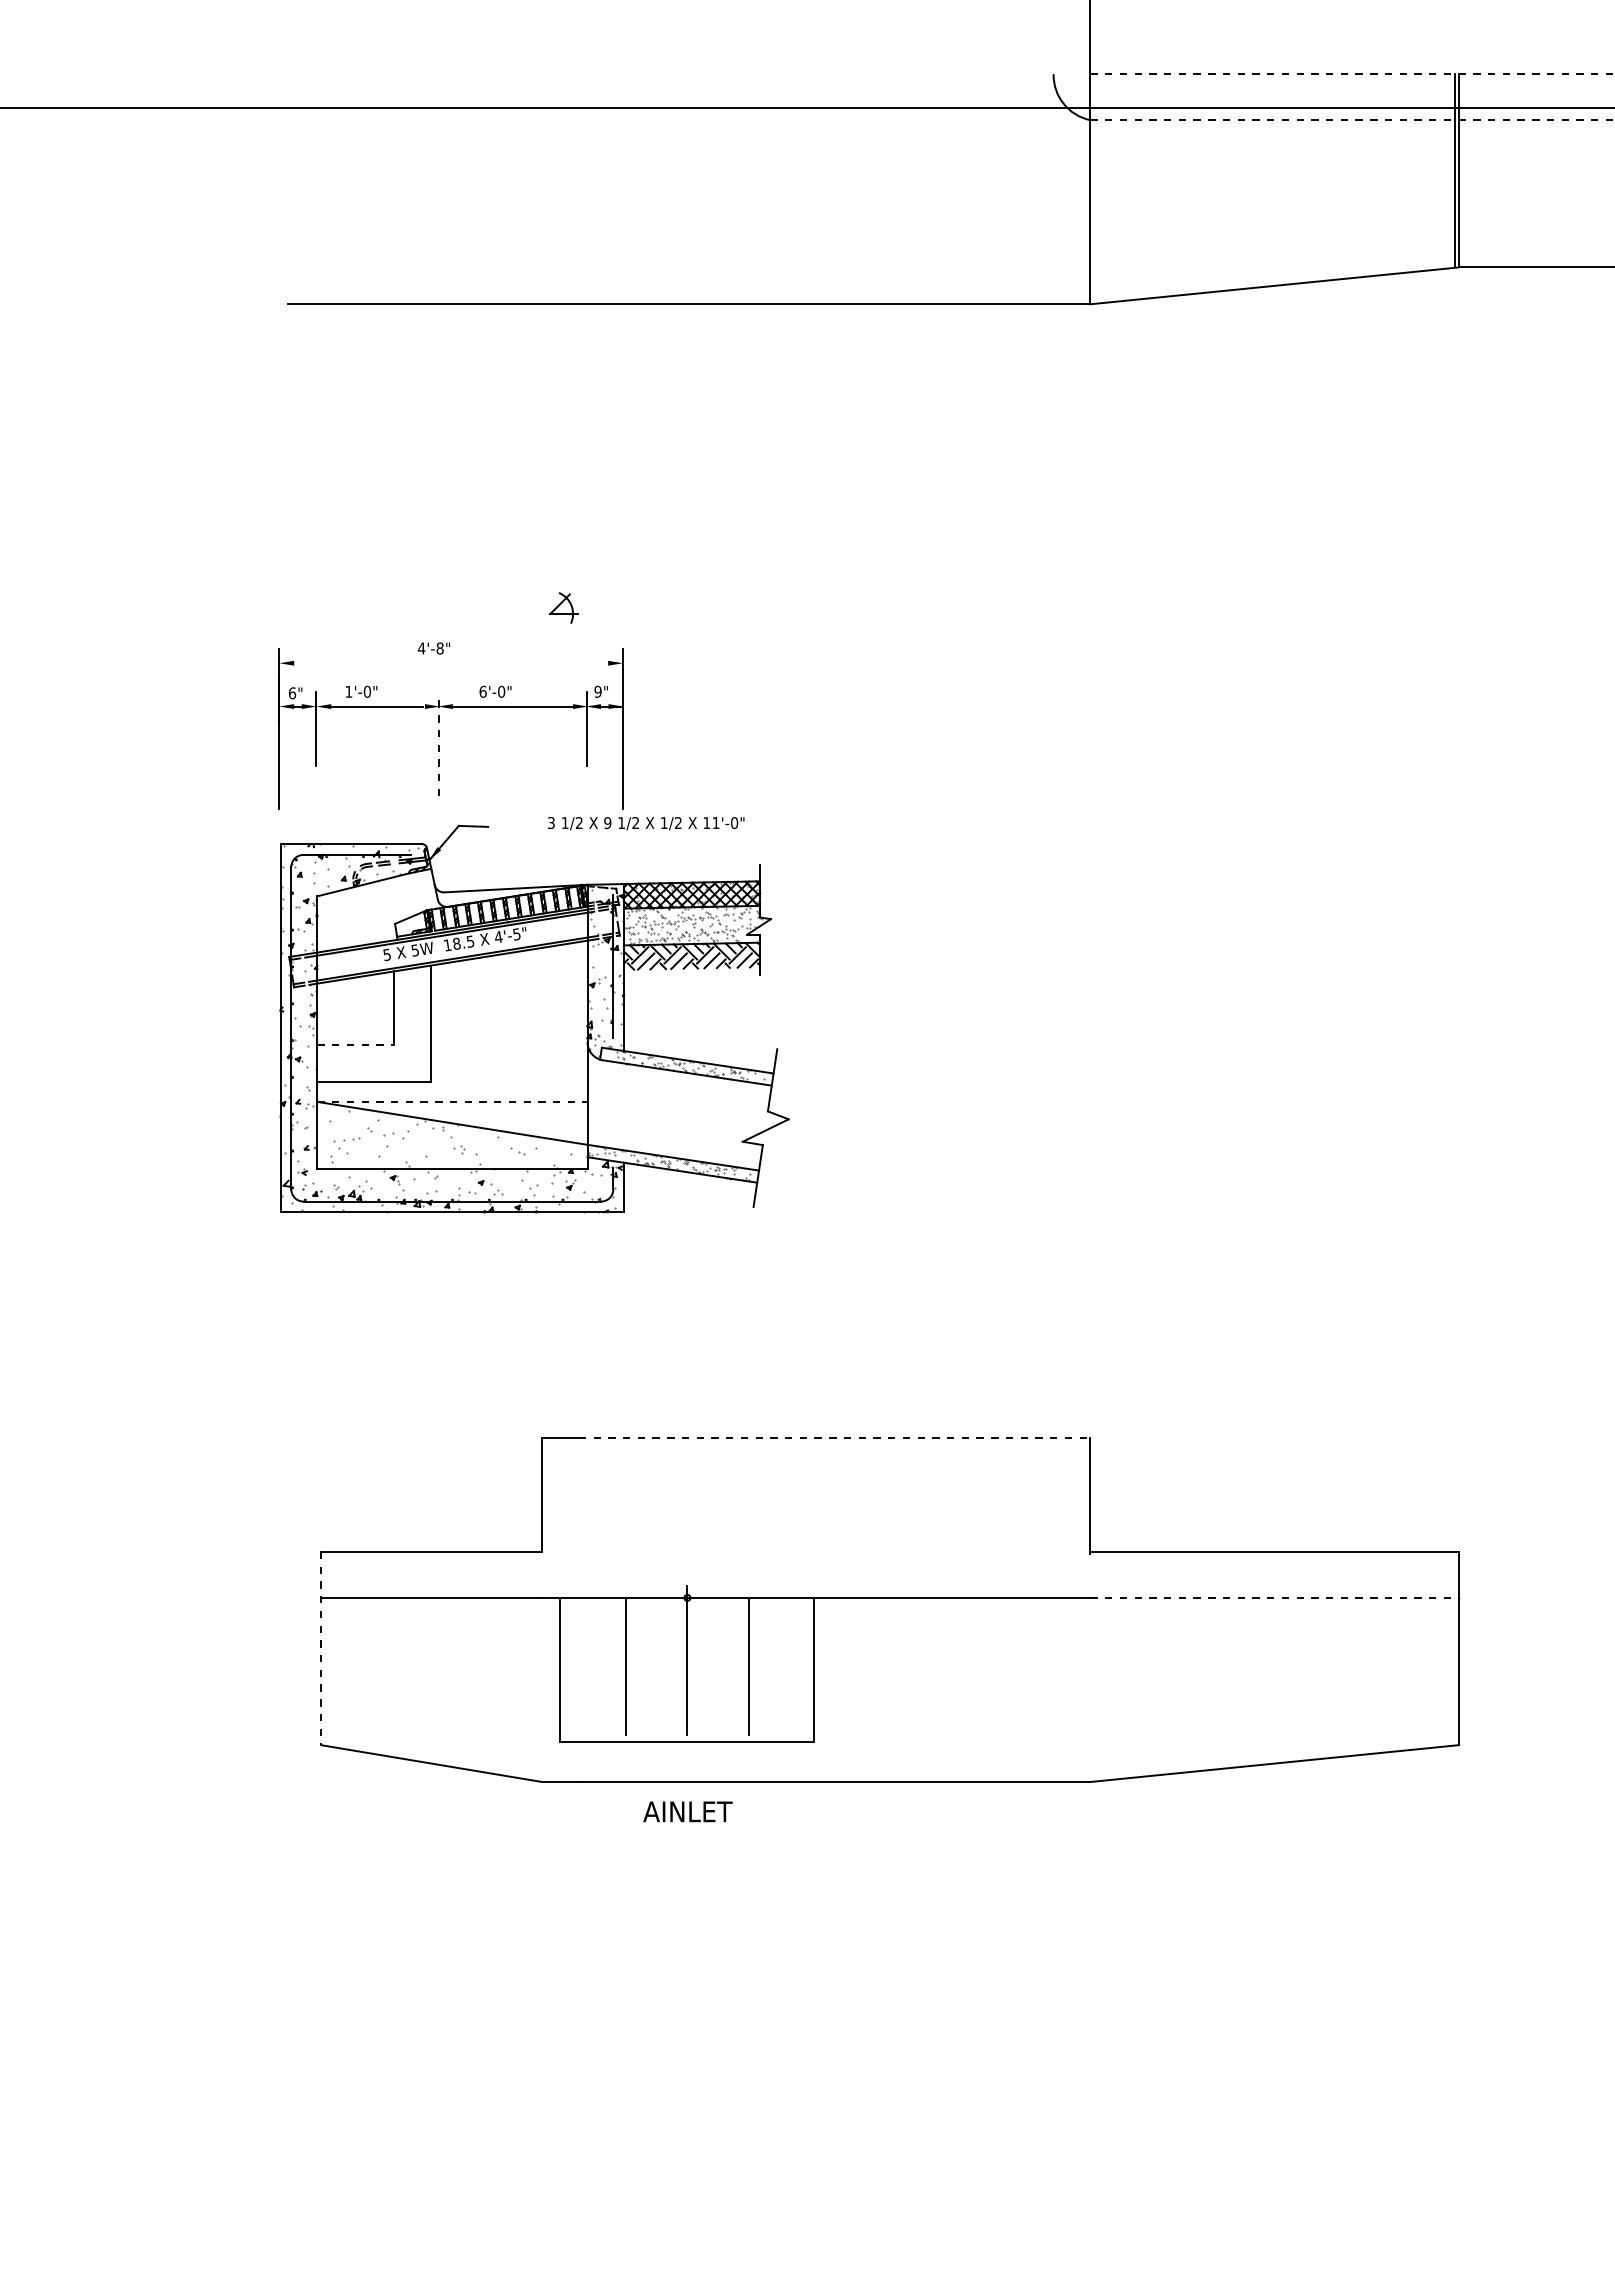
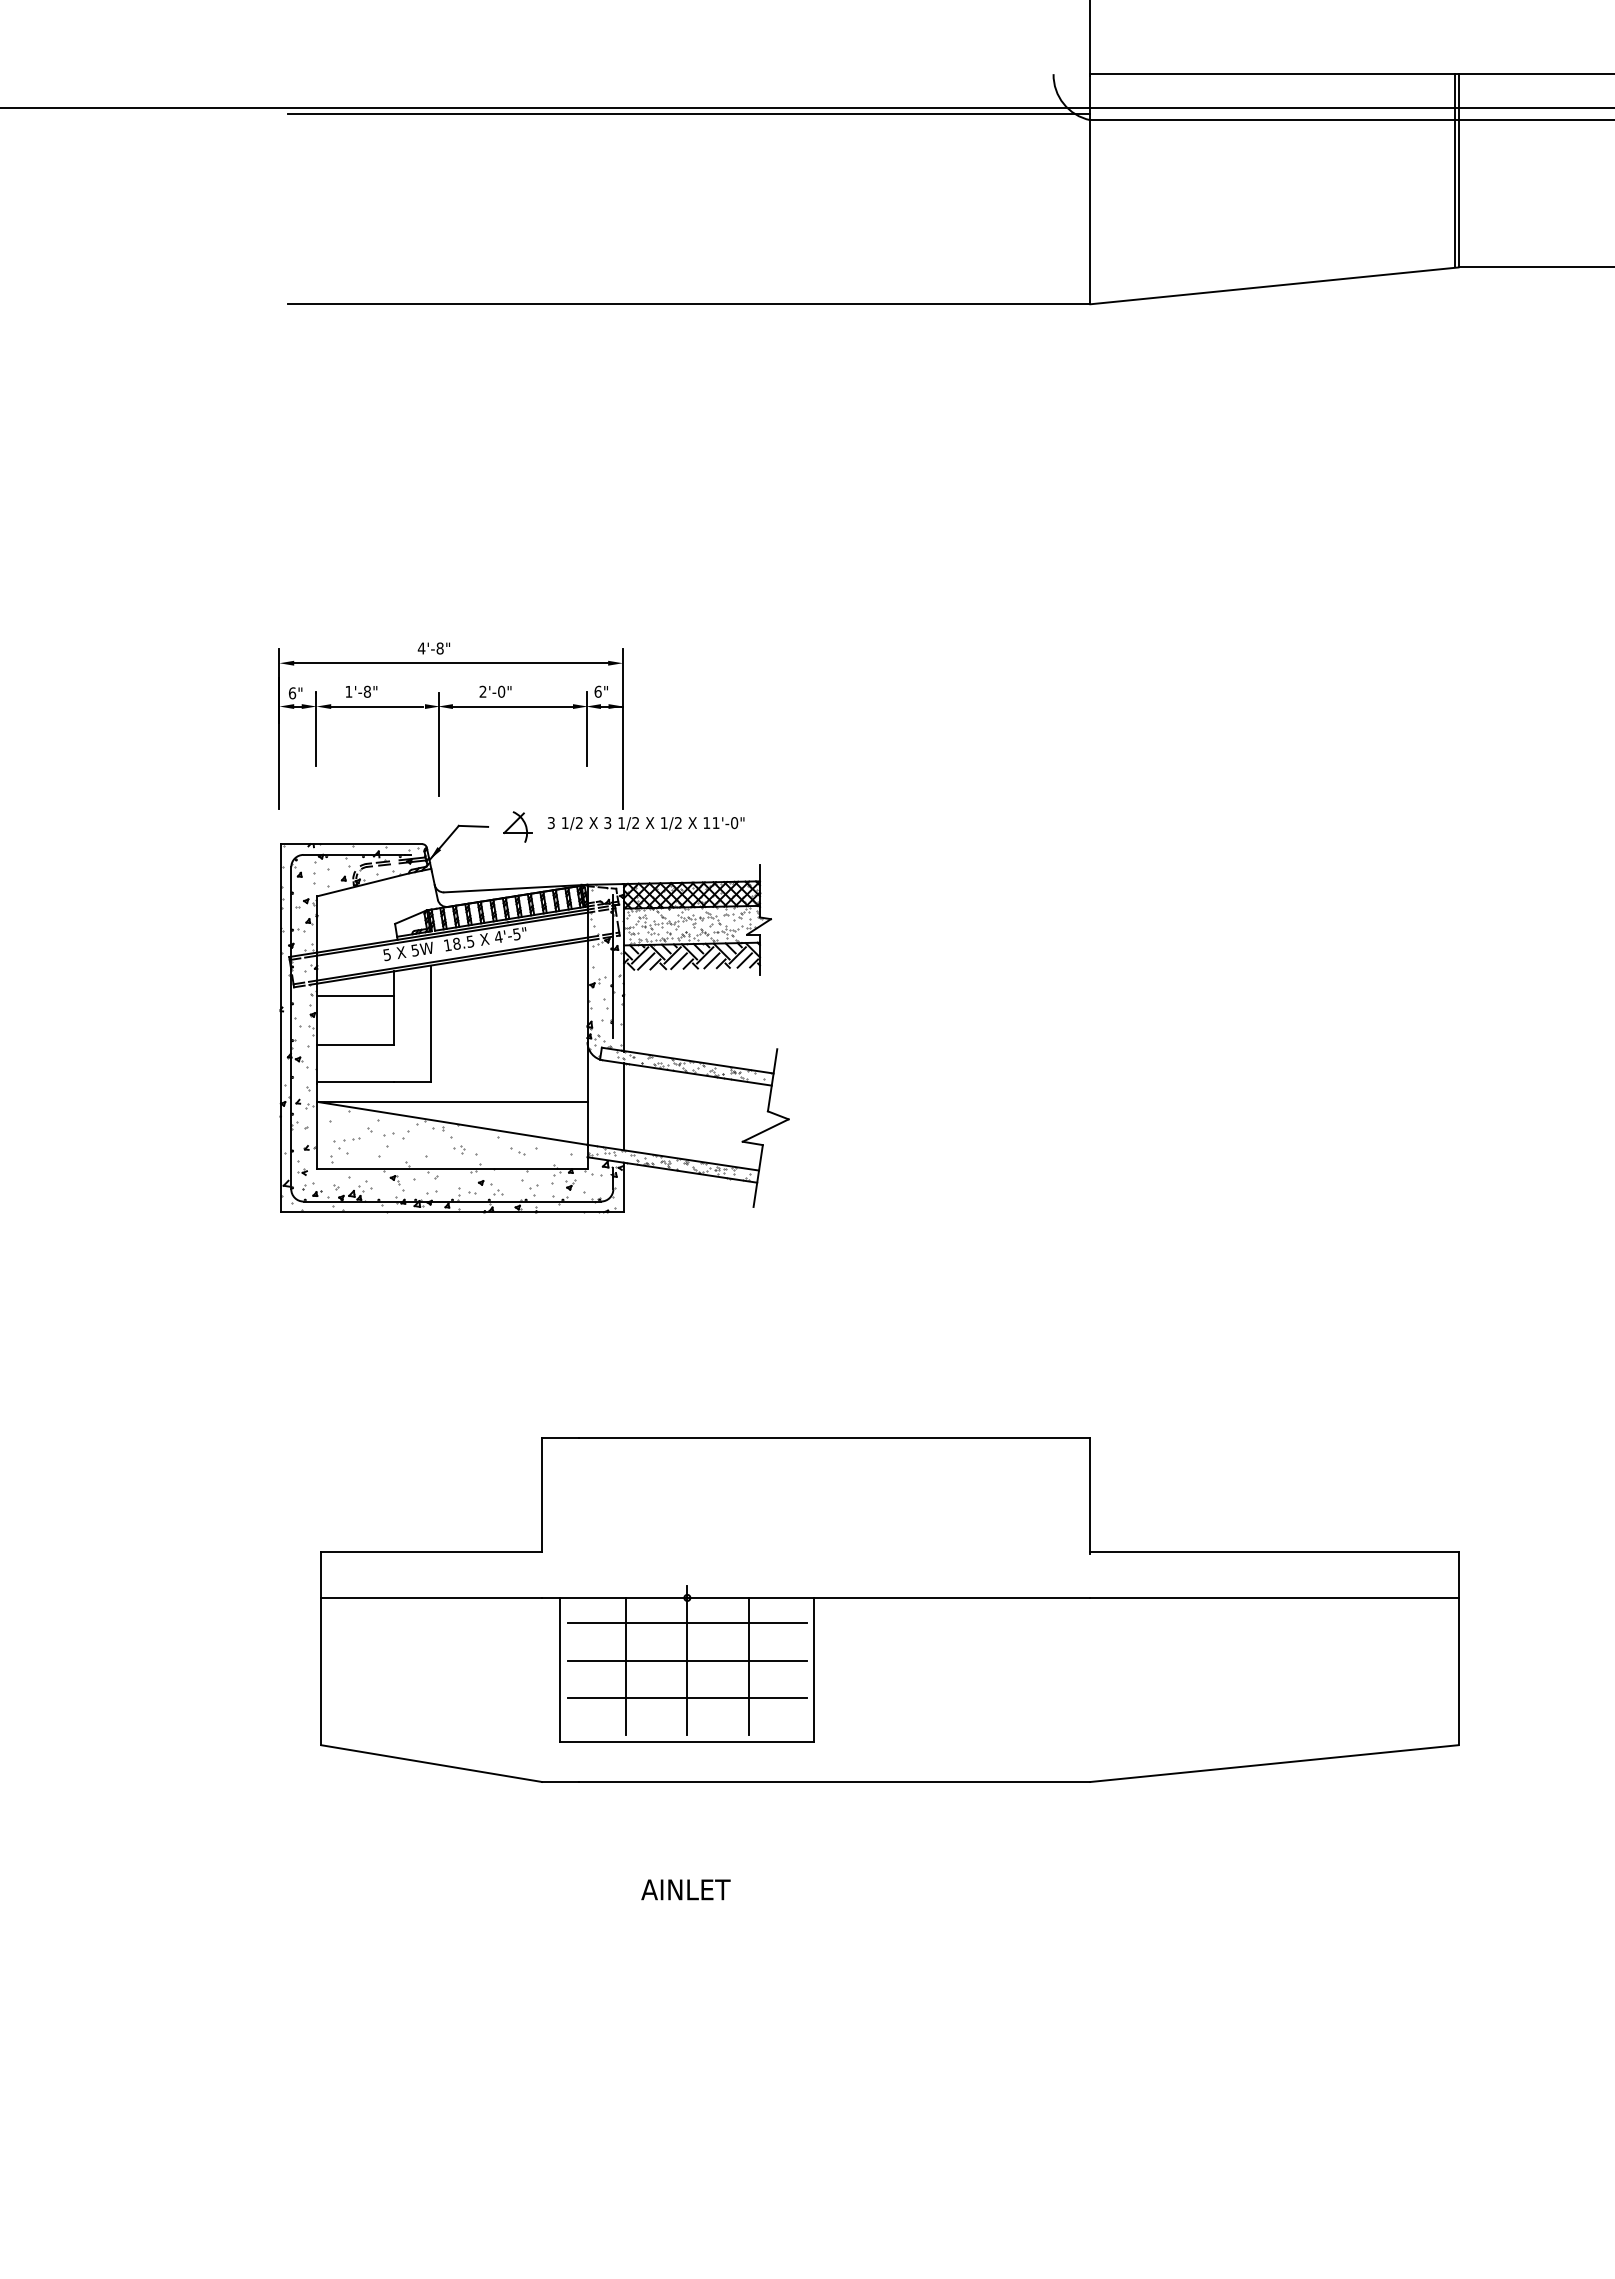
line: dashed -> solid (1353, 74)
line: none -> present (689, 114)
line: dashed -> solid (1353, 120)
part position: (563, 607) -> (517, 826) (517, 826)
line: none -> present (451, 663)
text: 1'-0" -> 1'-8" (367, 691)
text: 6'-0" -> 2'-0" (482, 691)
text: 9" -> 6" (597, 691)
line: dashed -> solid (439, 744)
text: 9 -> 3 (607, 822)
line: none -> present (355, 996)
line: dashed -> solid (356, 1045)
line: dashed -> solid (452, 1101)
line: none -> present (624, 1106)
line: dashed -> solid (834, 1438)
line: dashed -> solid (1274, 1597)
line: none -> present (686, 1622)
line: dashed -> solid (321, 1648)
line: none -> present (686, 1660)
line: none -> present (686, 1698)
text position: (687, 1811) -> (685, 1889) (685, 1889)
